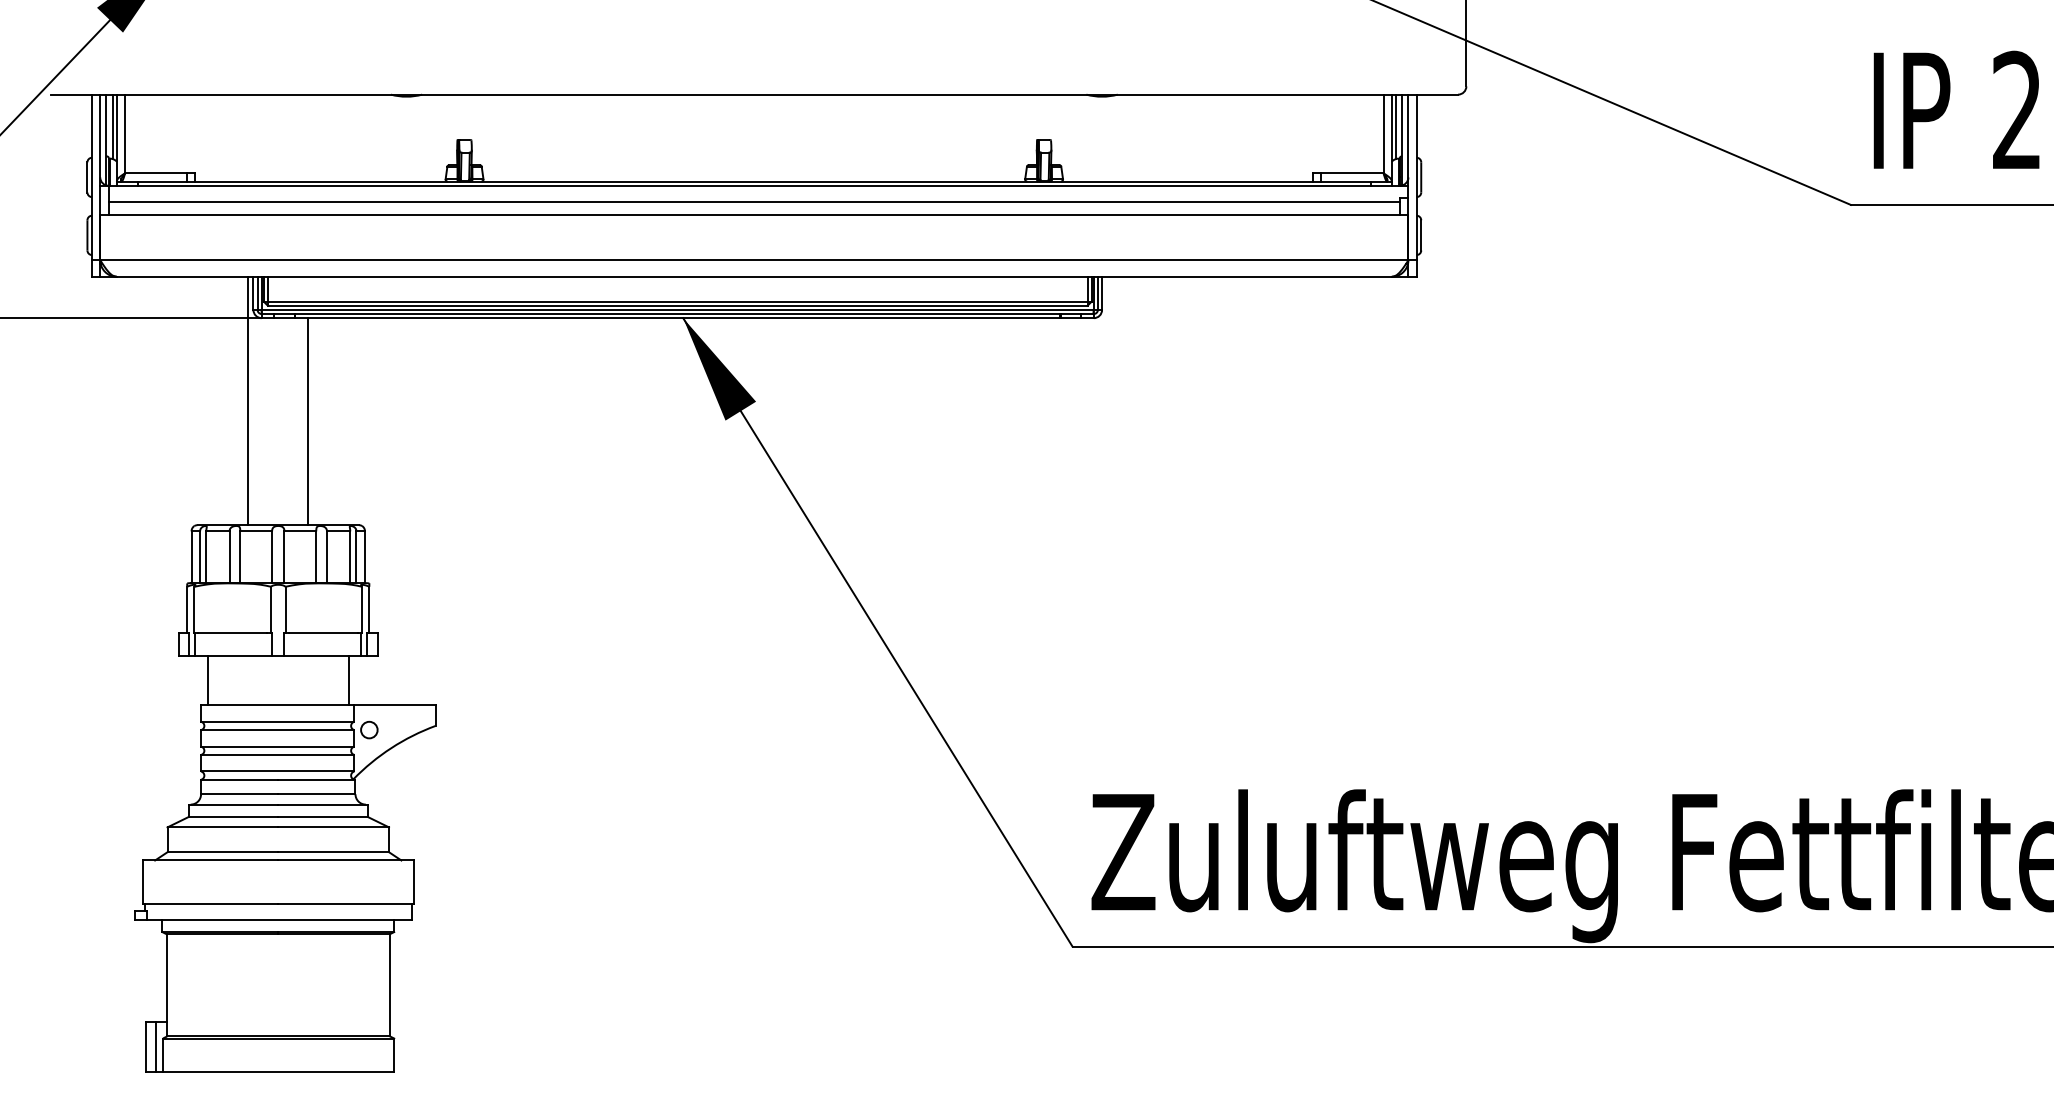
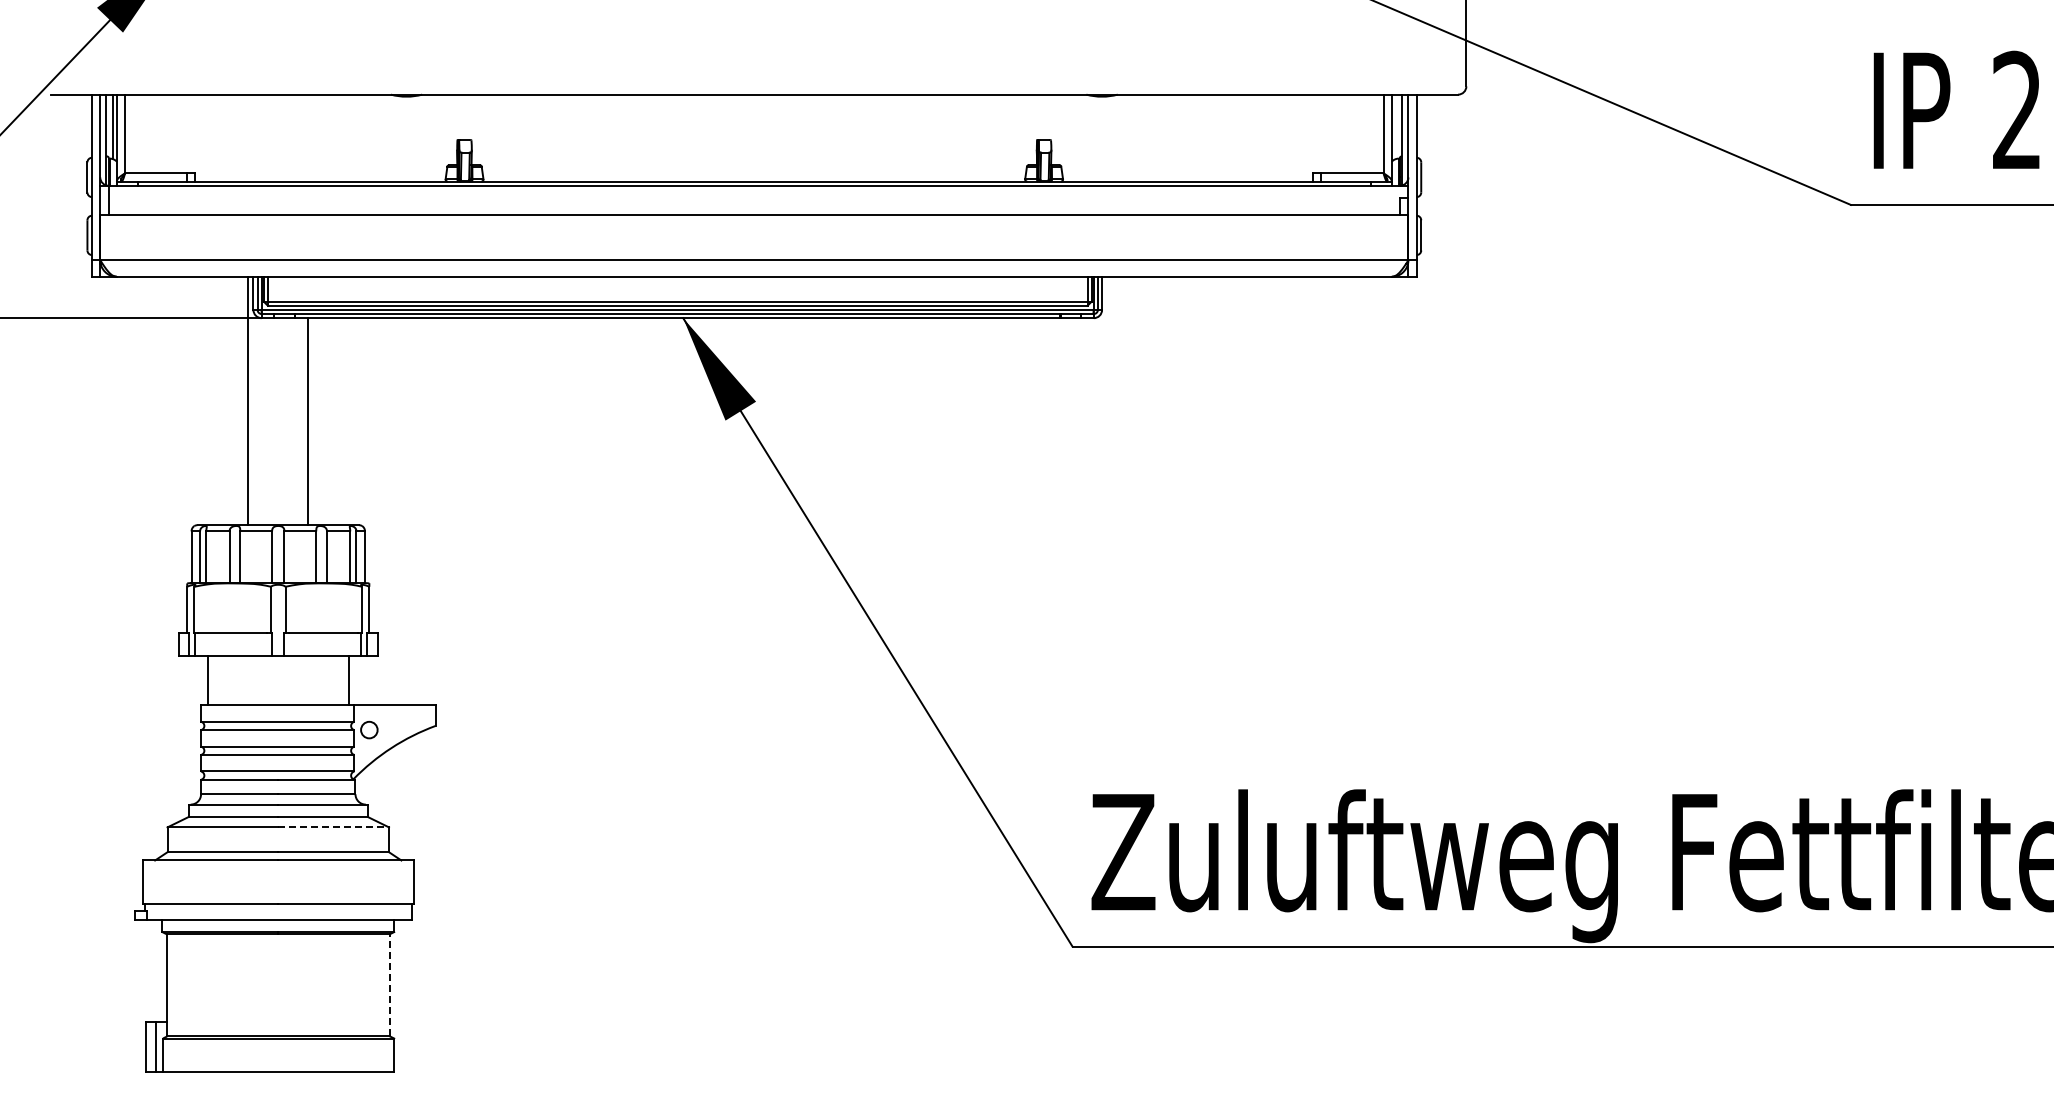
line: present -> none (1395, 126)
line: present -> none (754, 202)
line: solid -> dashed (334, 827)
line: solid -> dashed (390, 984)
